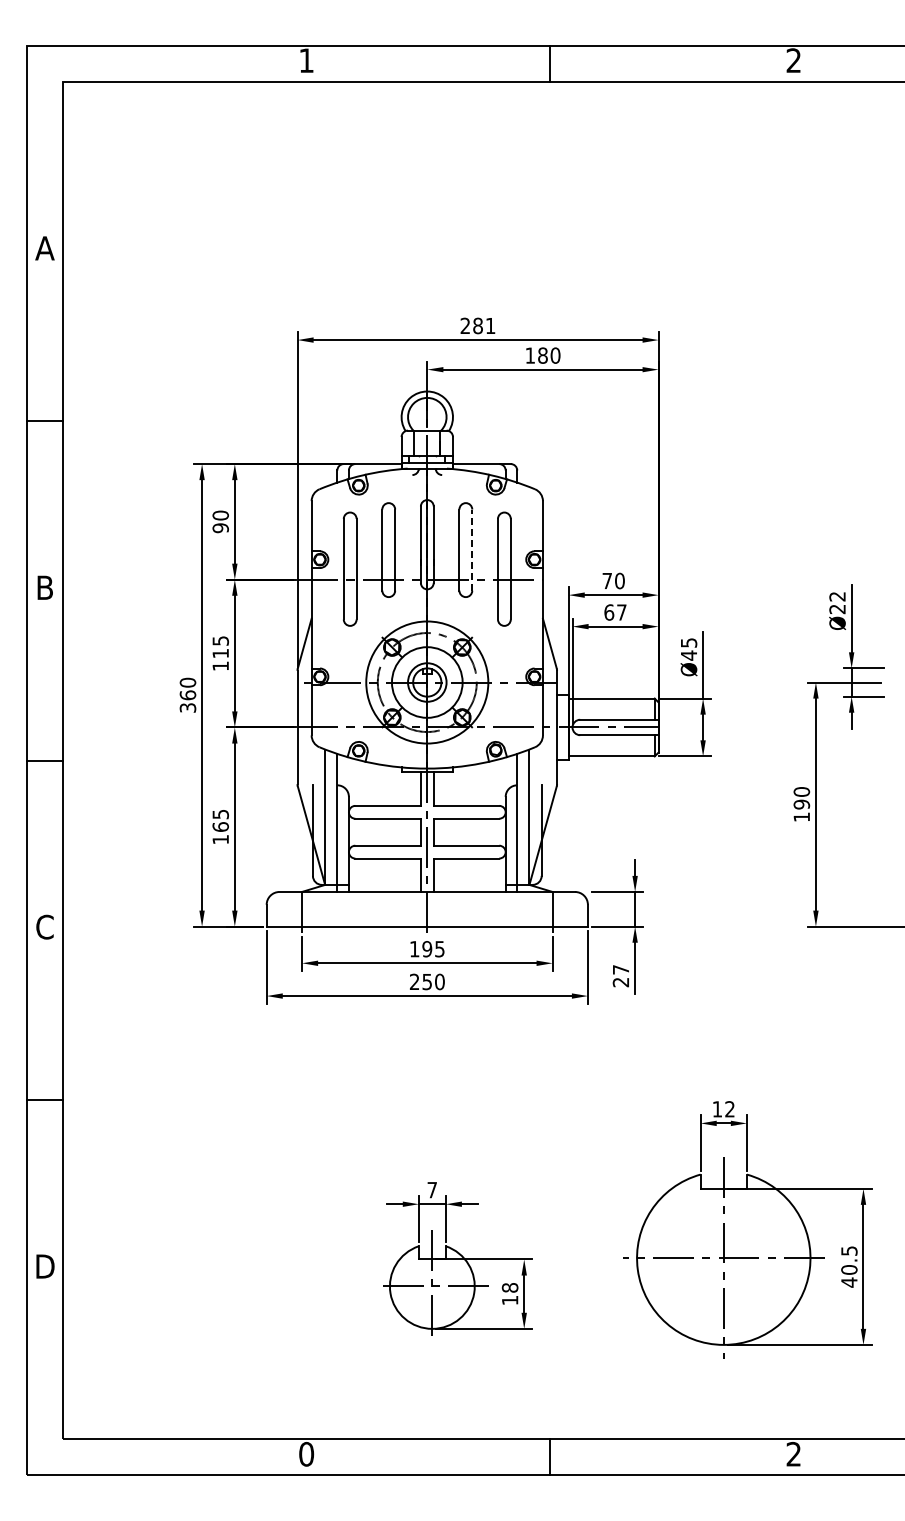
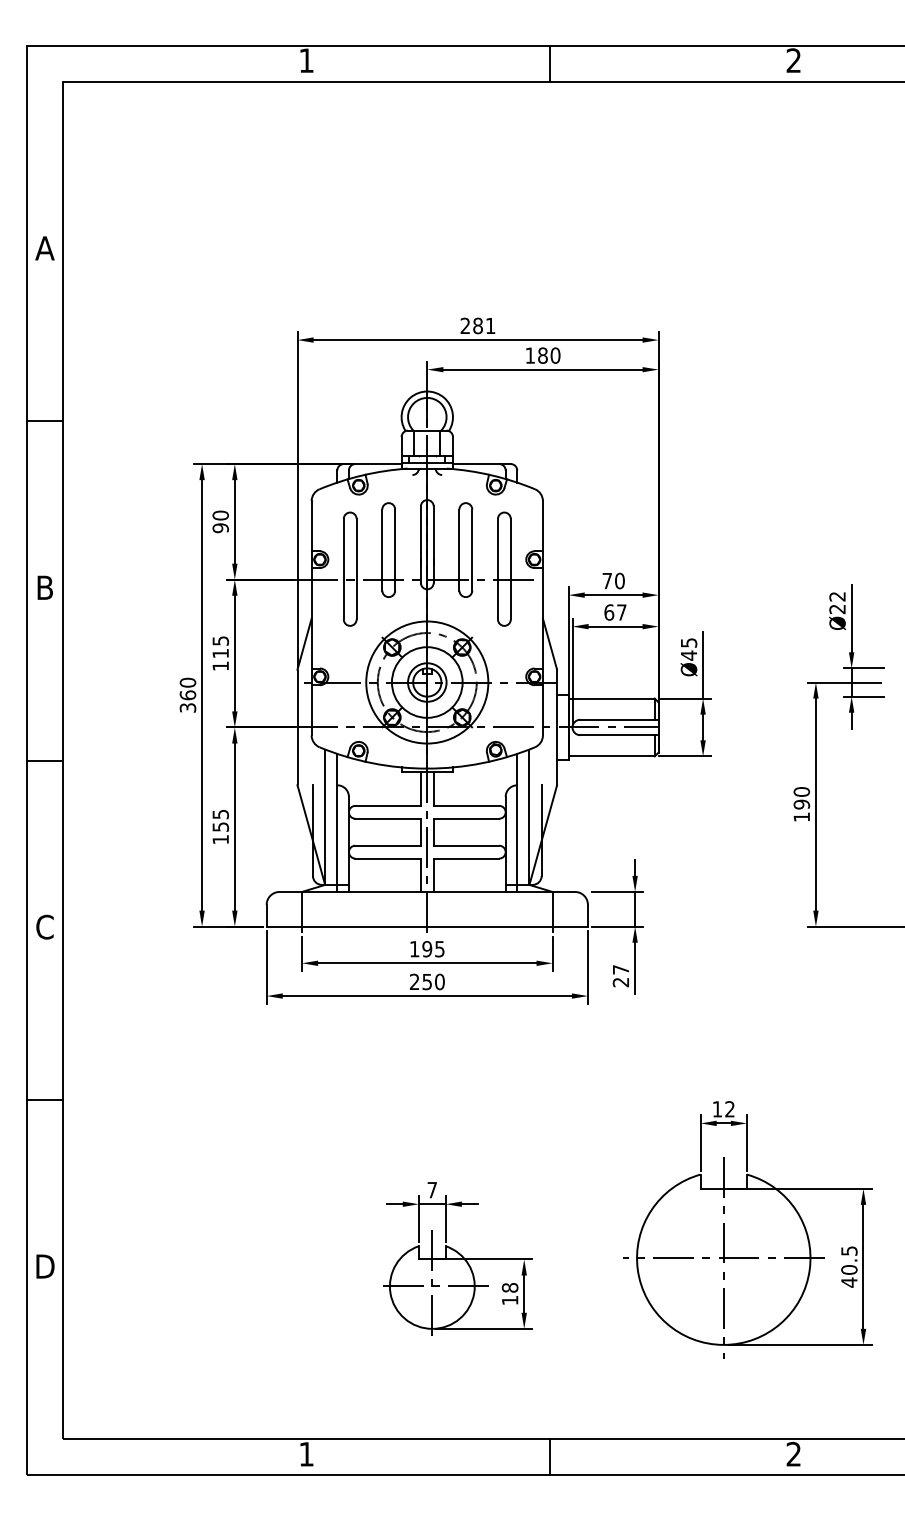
line: dashed -> solid (472, 550)
text: 165 -> 155 (220, 826)
text: 0 -> 1 (306, 1453)
